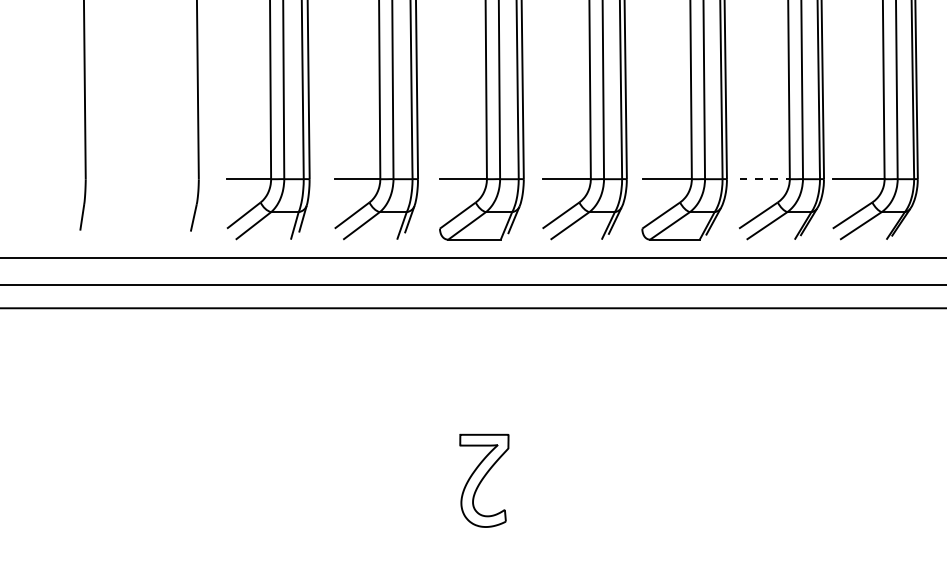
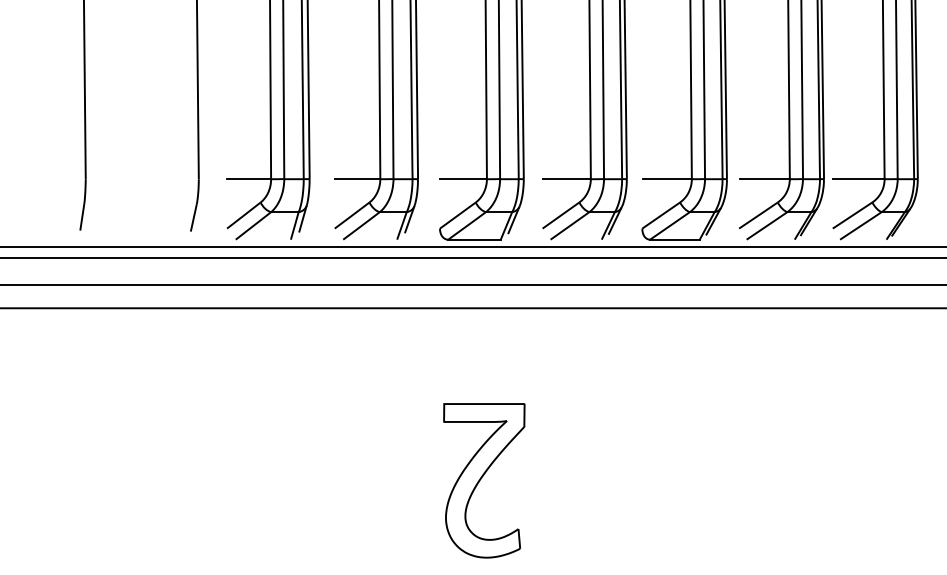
line: dashed -> solid (765, 179)
line: none -> present (472, 246)
part size: 51x95 px -> 83x156 px (484, 480)
